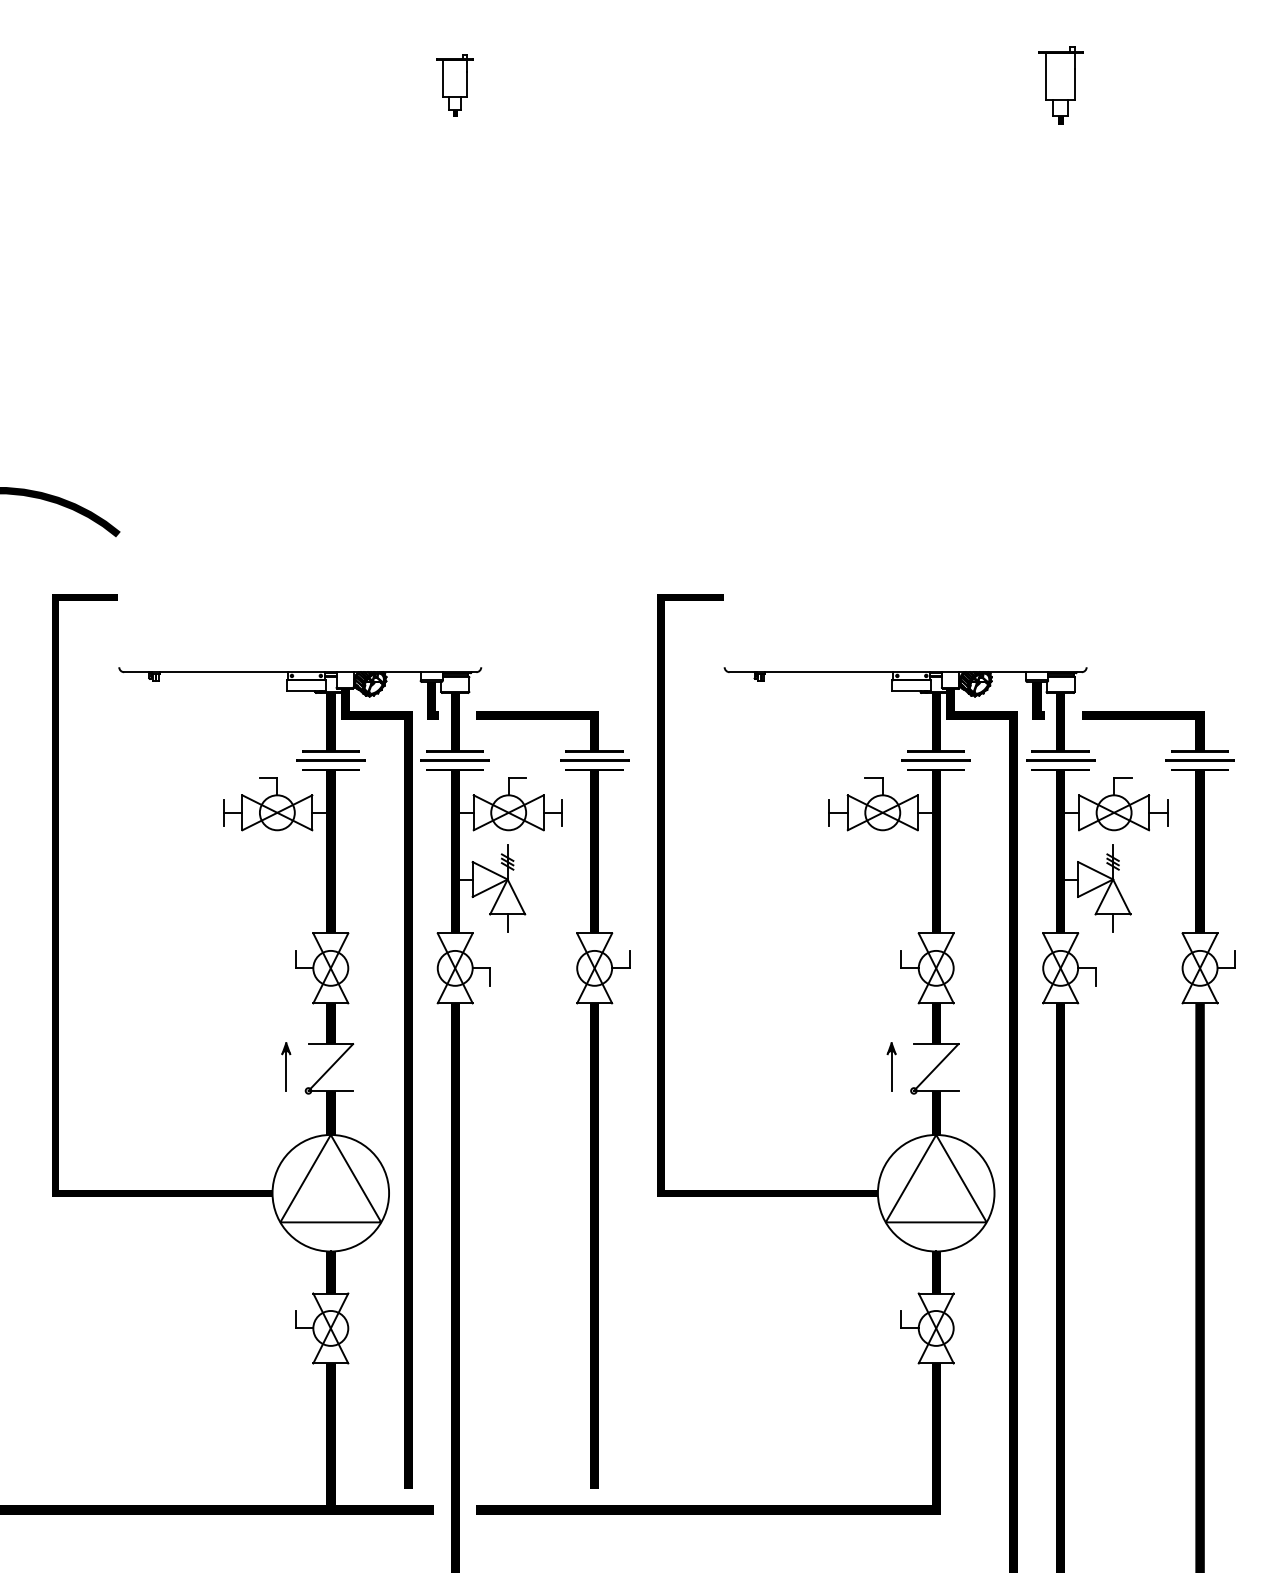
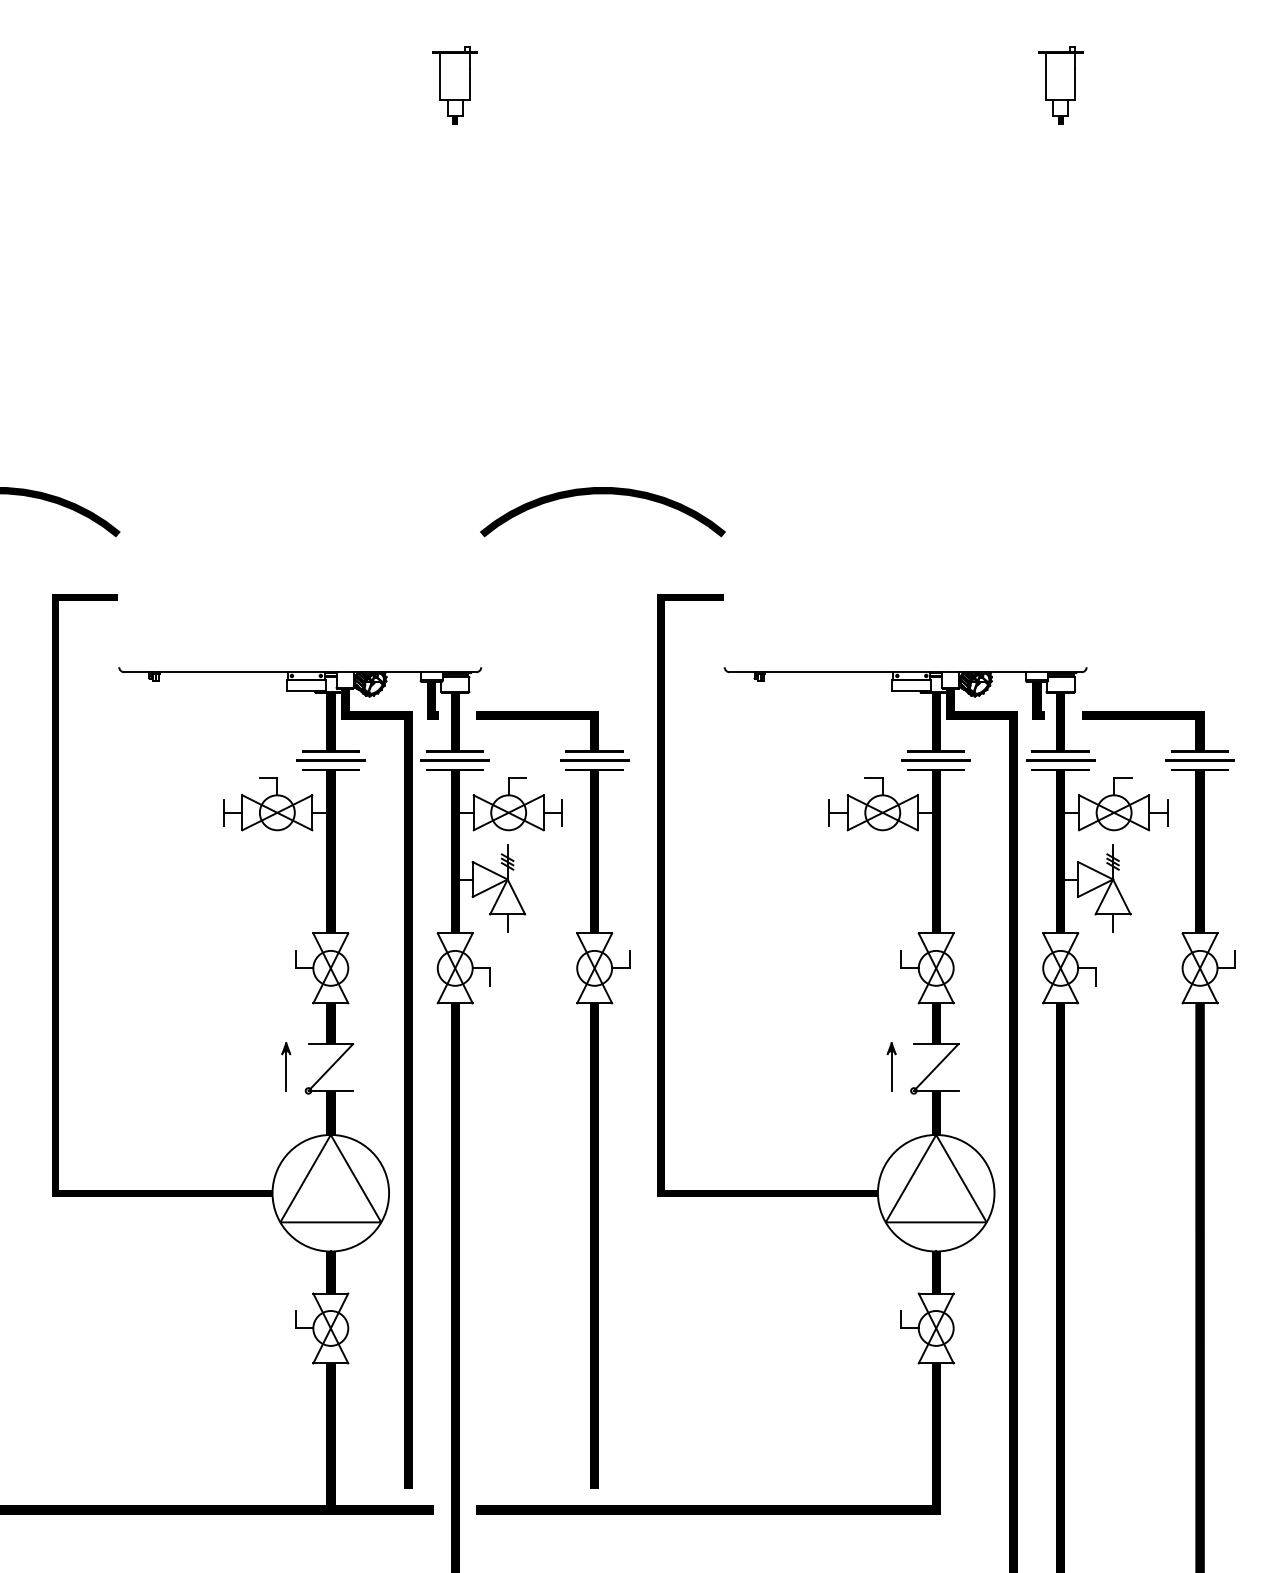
part size: 38x63 px -> 46x79 px (454, 85)
curve: none -> present (602, 494)
